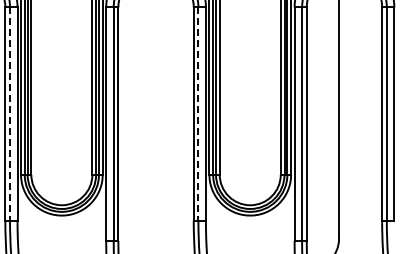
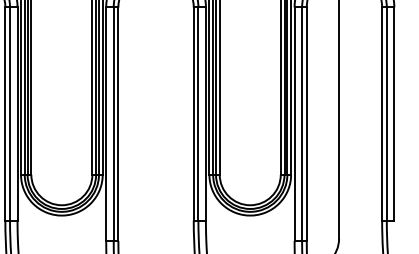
line: dashed -> solid (10, 114)
line: dashed -> solid (198, 114)
